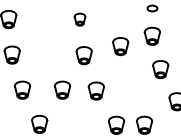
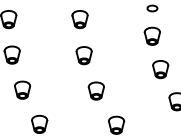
part size: 14x15 px -> 18x20 px (79, 19)
part: present -> none (120, 46)
part: present -> none (62, 89)
part: present -> none (144, 124)
